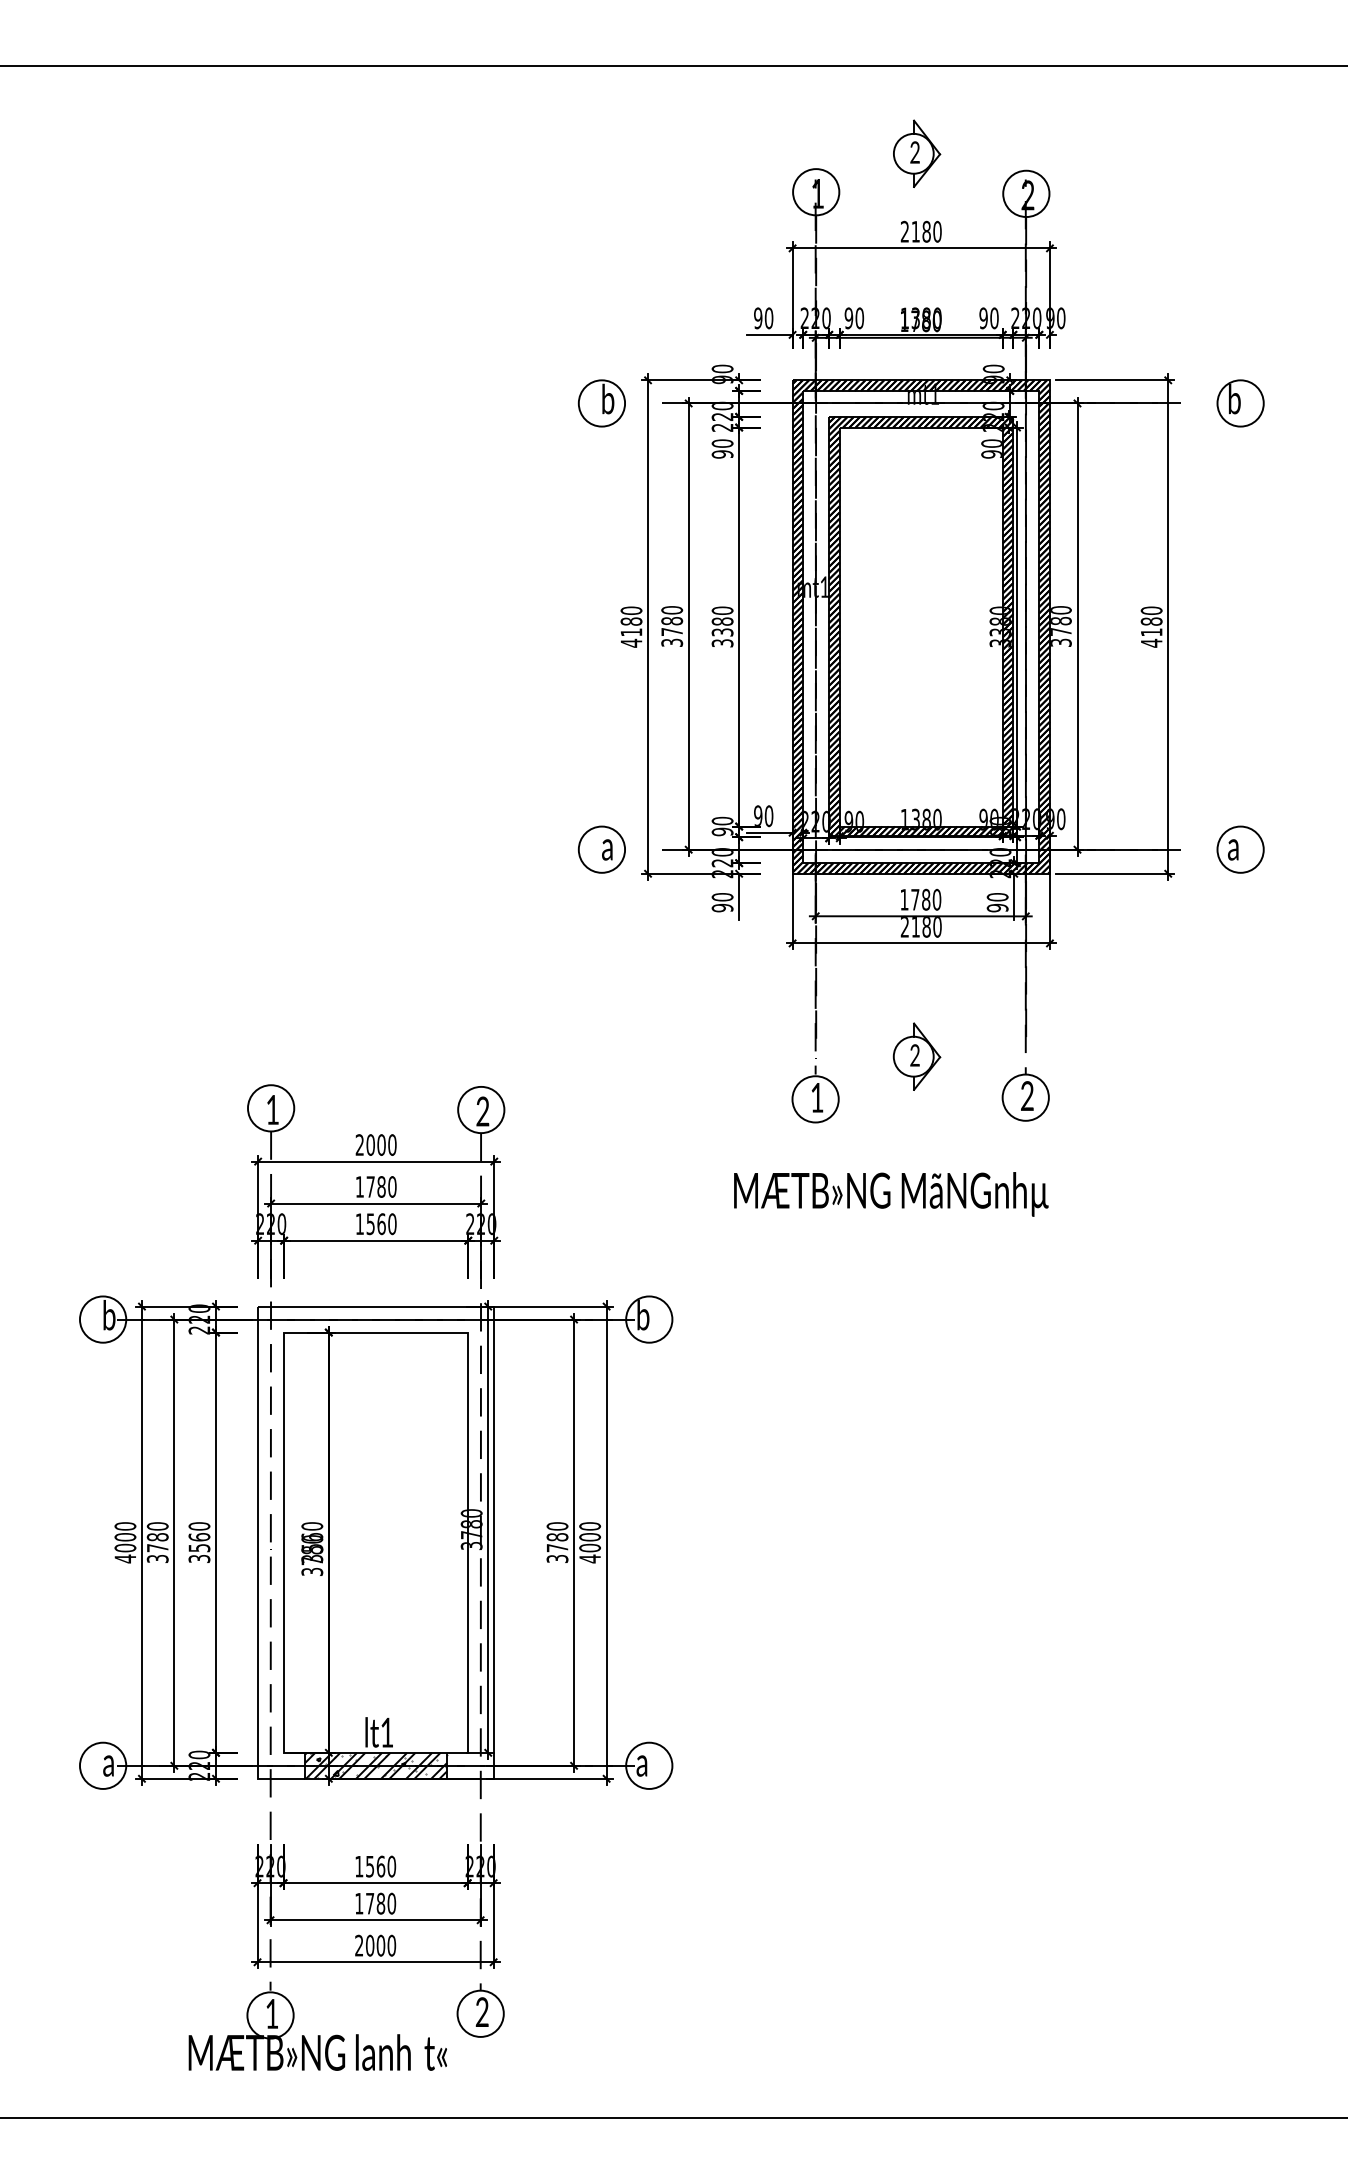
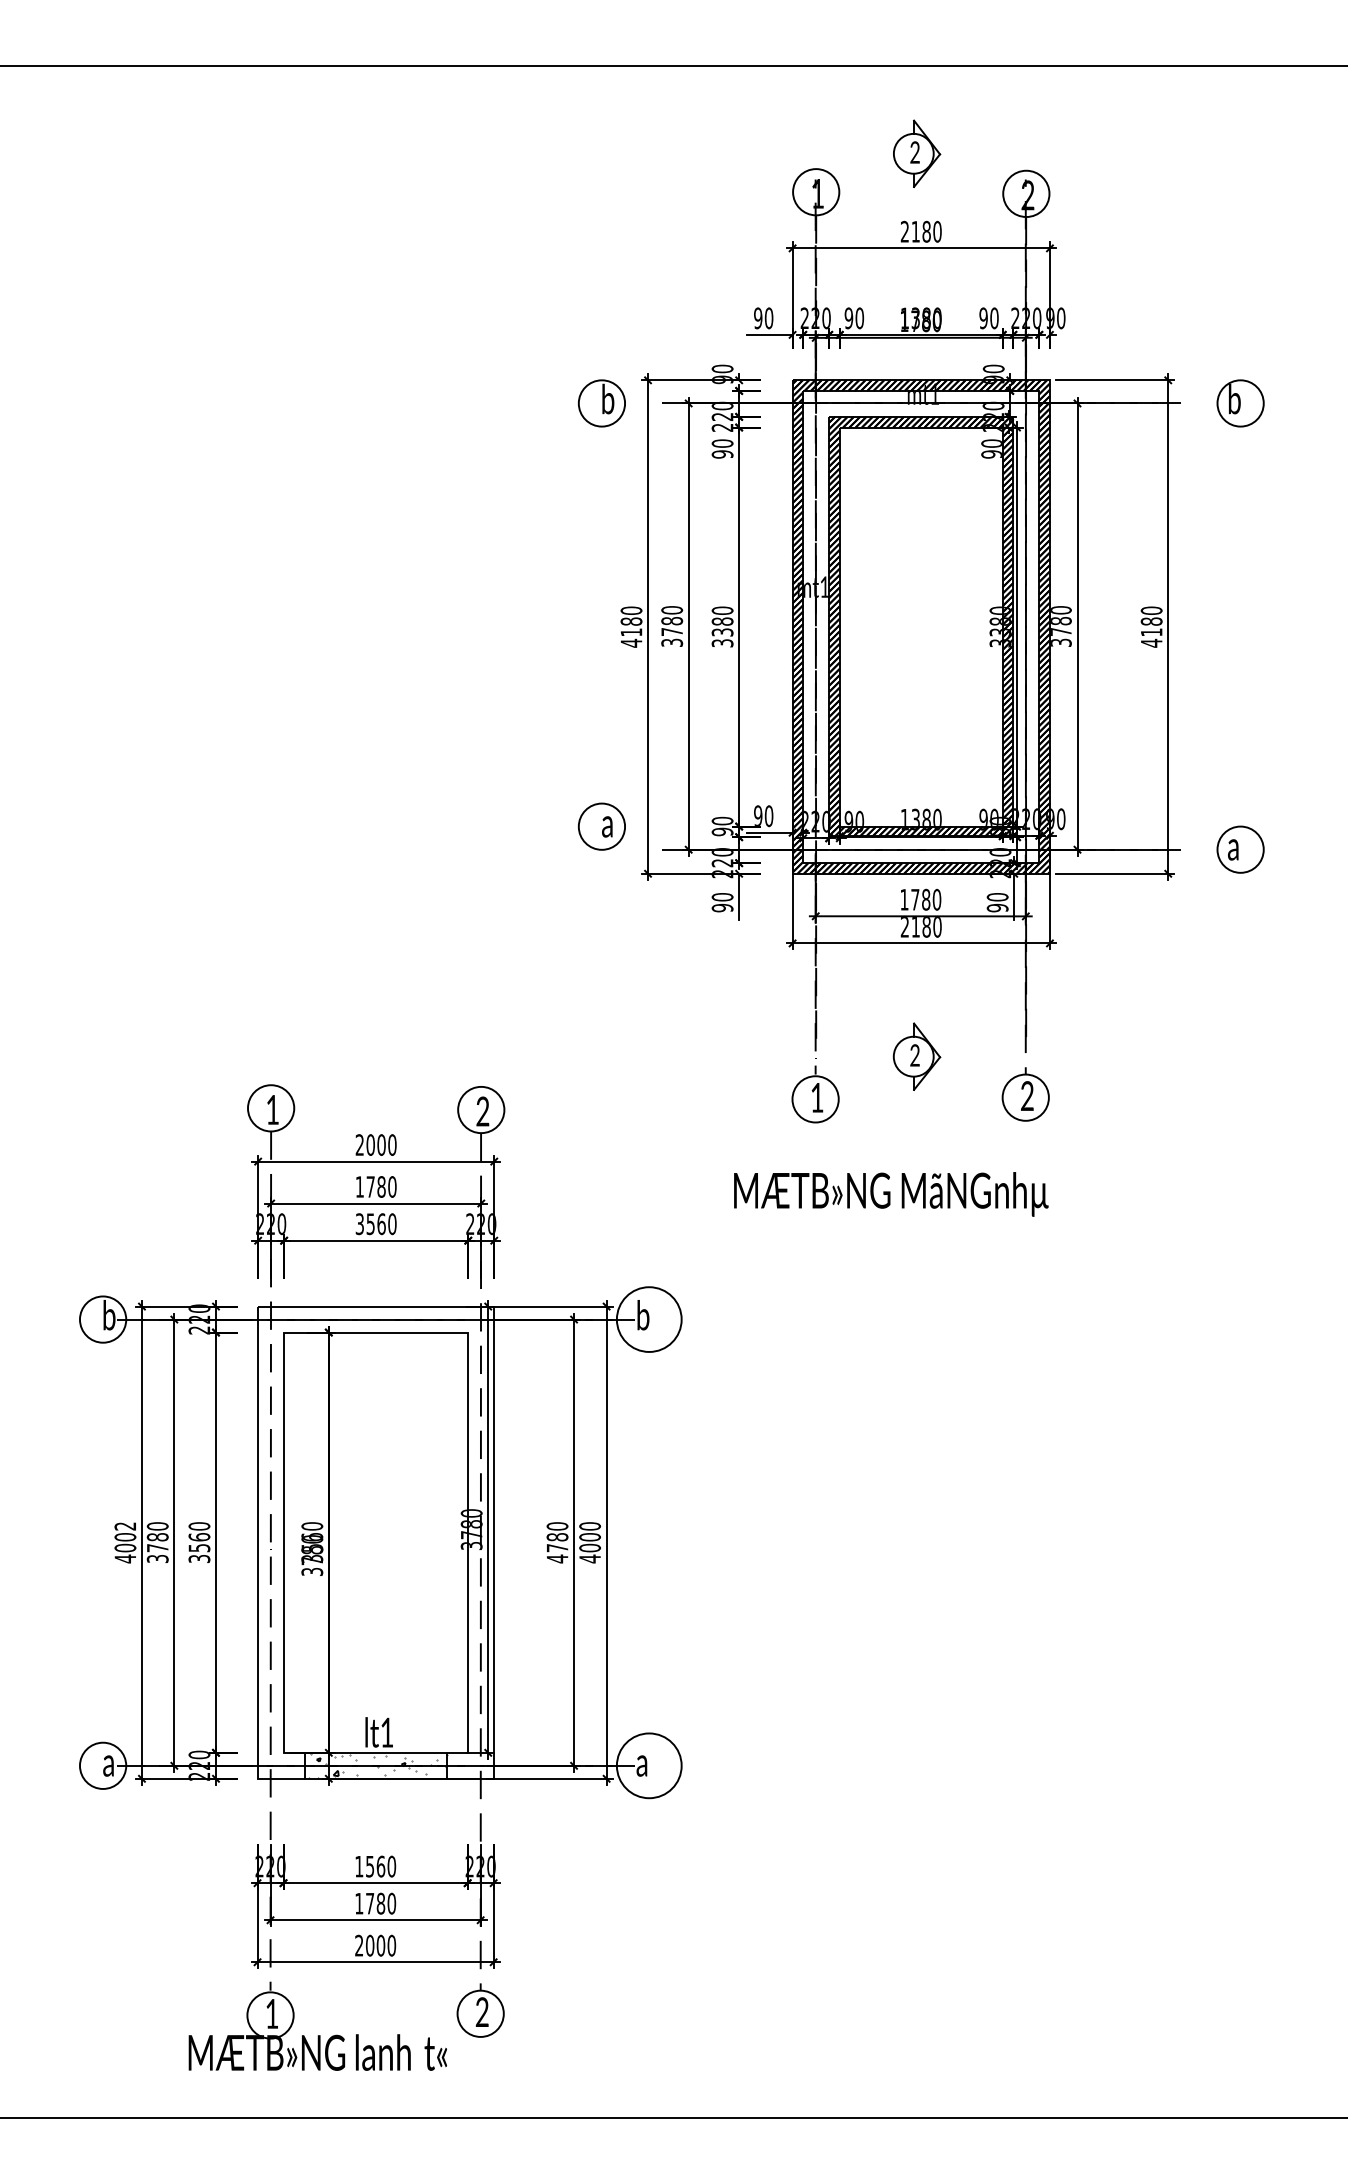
part position: (601, 849) -> (601, 826) (601, 826)
text: 1560 -> 3560 (359, 1224)
circle diameter: 46 px -> 65 px (648, 1319)
text: 4000 -> 4002 (125, 1526)
text: 3780 -> 4780 (557, 1558)
hatch: present -> none (376, 1765)
circle diameter: 46 px -> 65 px (648, 1765)
